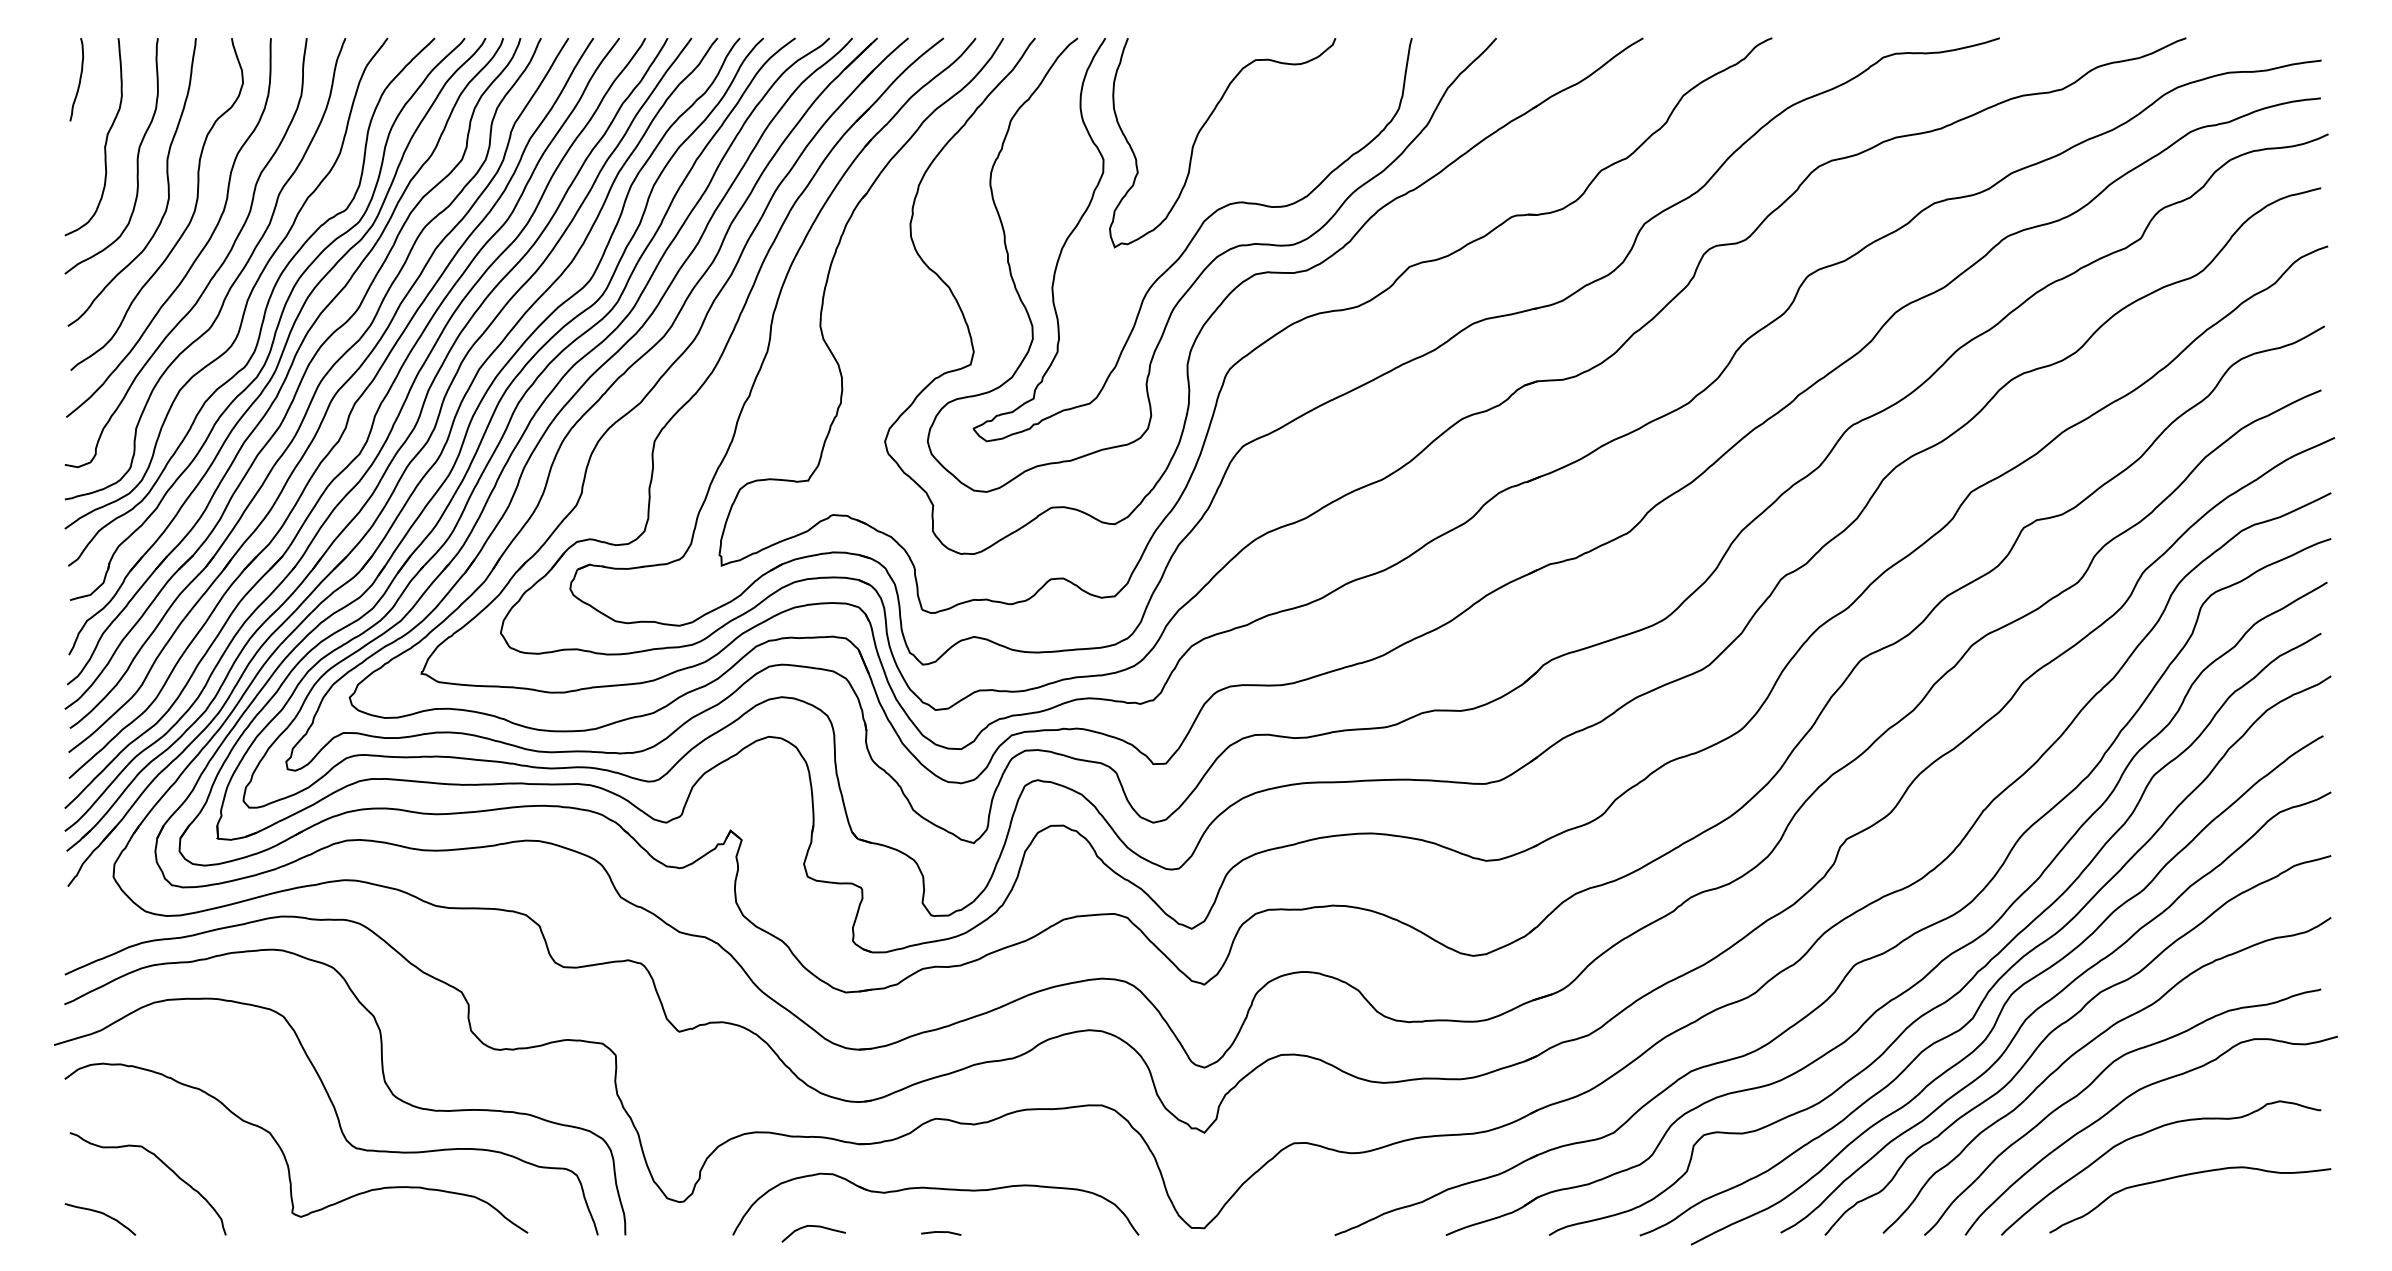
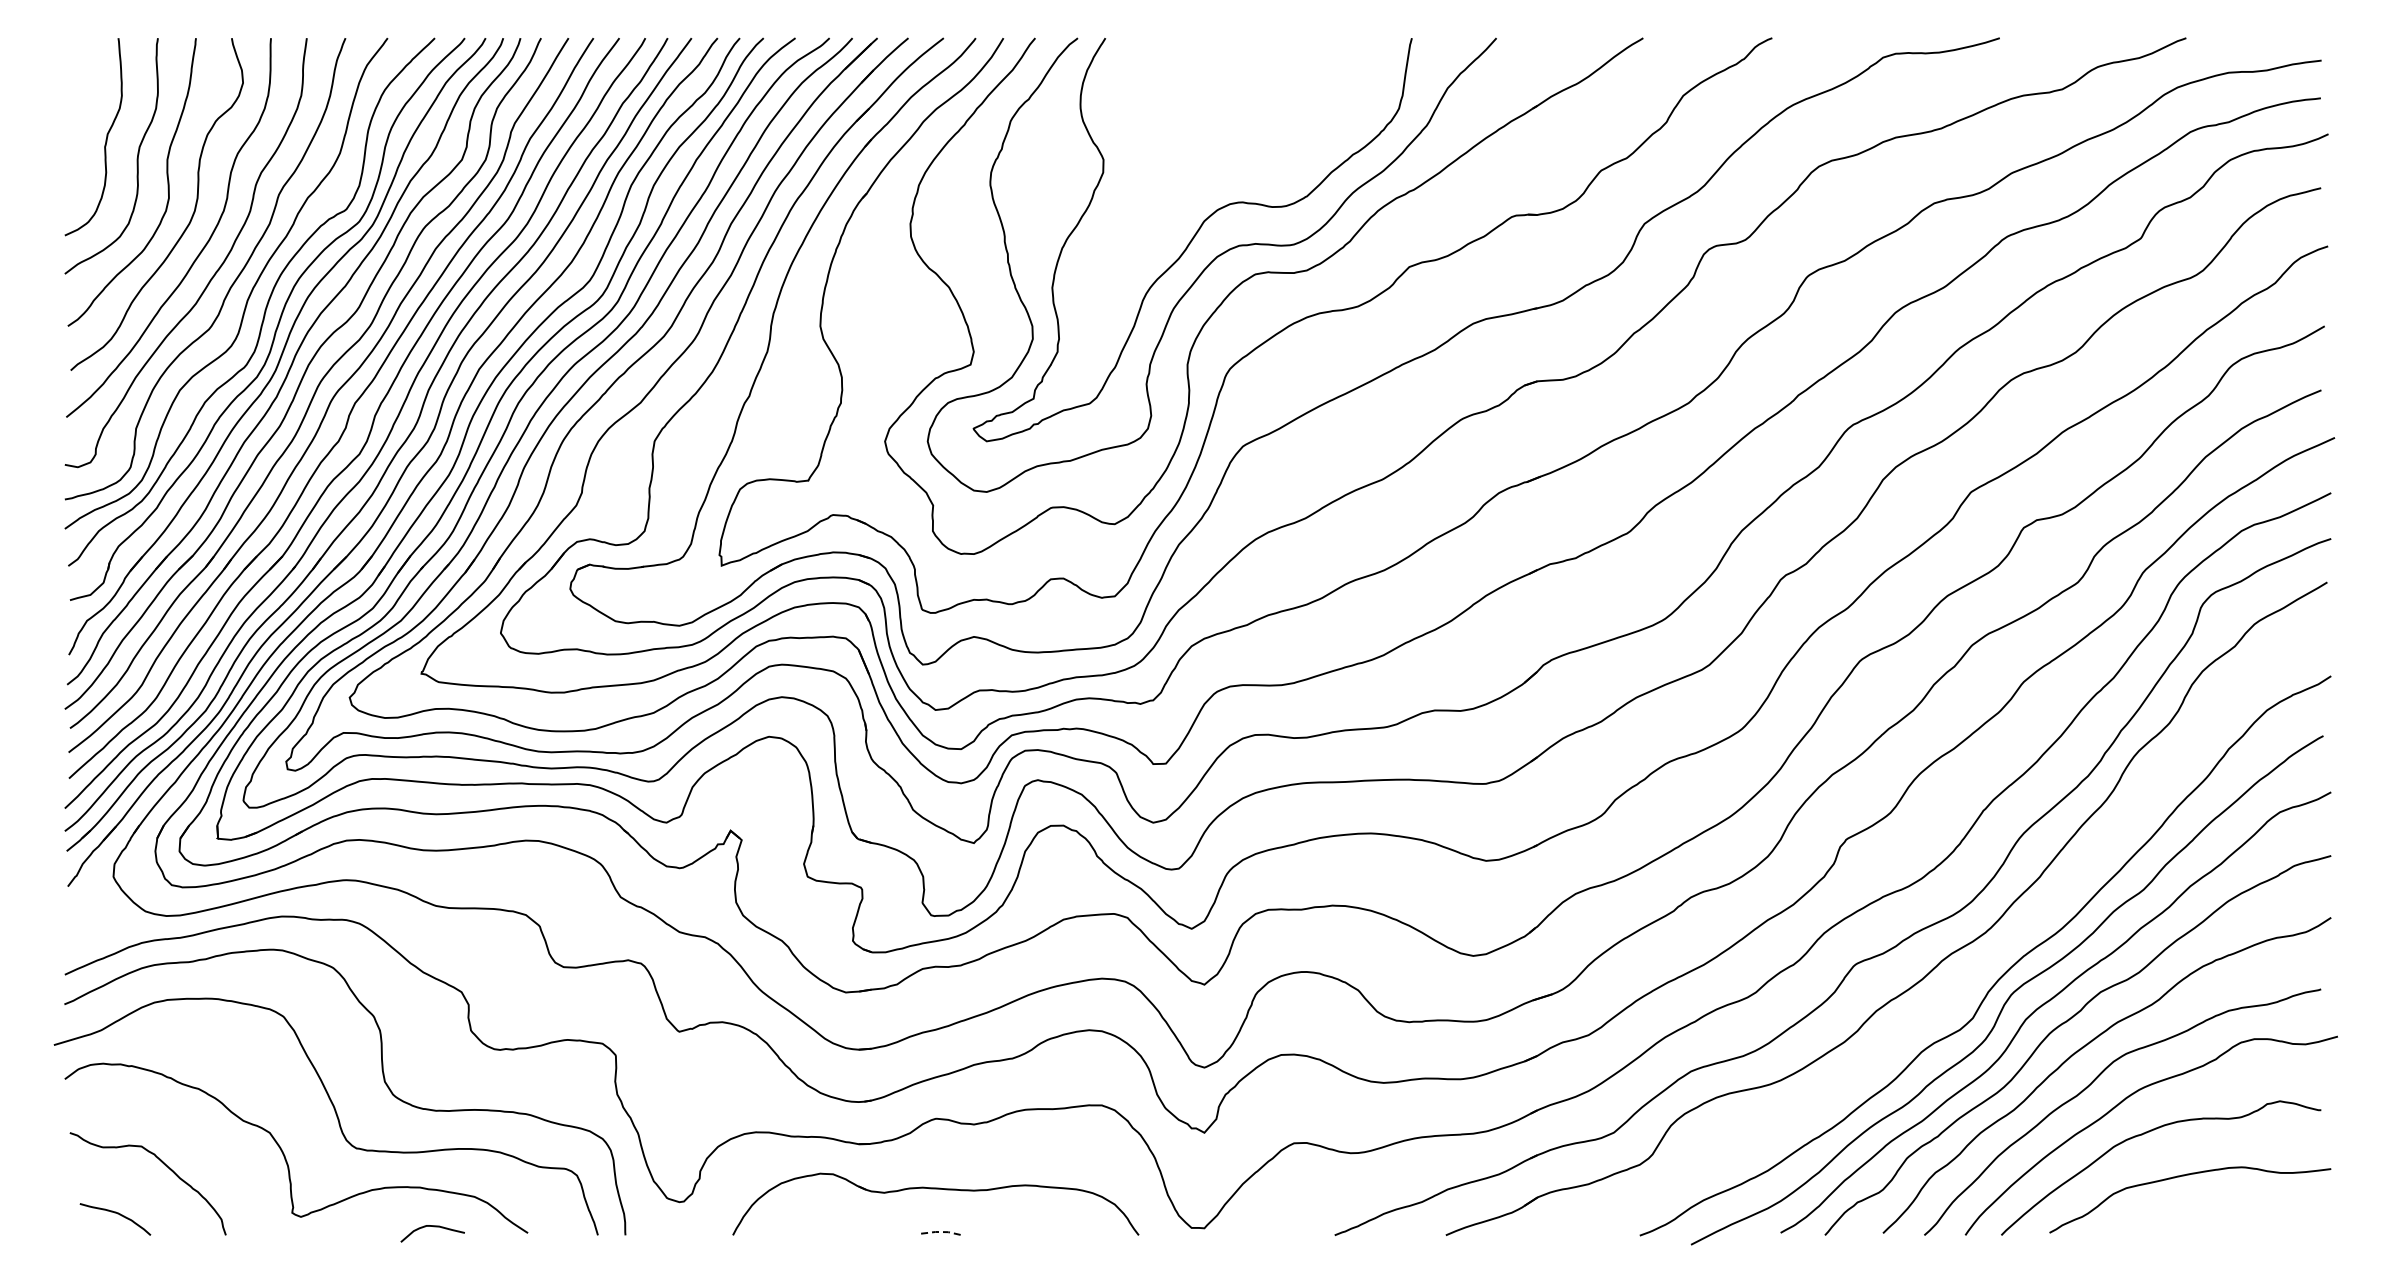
curve: present -> none (79, 79)
curve: present -> none (1201, 130)
curve: present -> none (1976, 971)
curve position: (102, 1214) -> (117, 1214) (117, 1214)
curve position: (814, 1227) -> (433, 1227) (433, 1227)
line: solid -> dashed (941, 1232)
